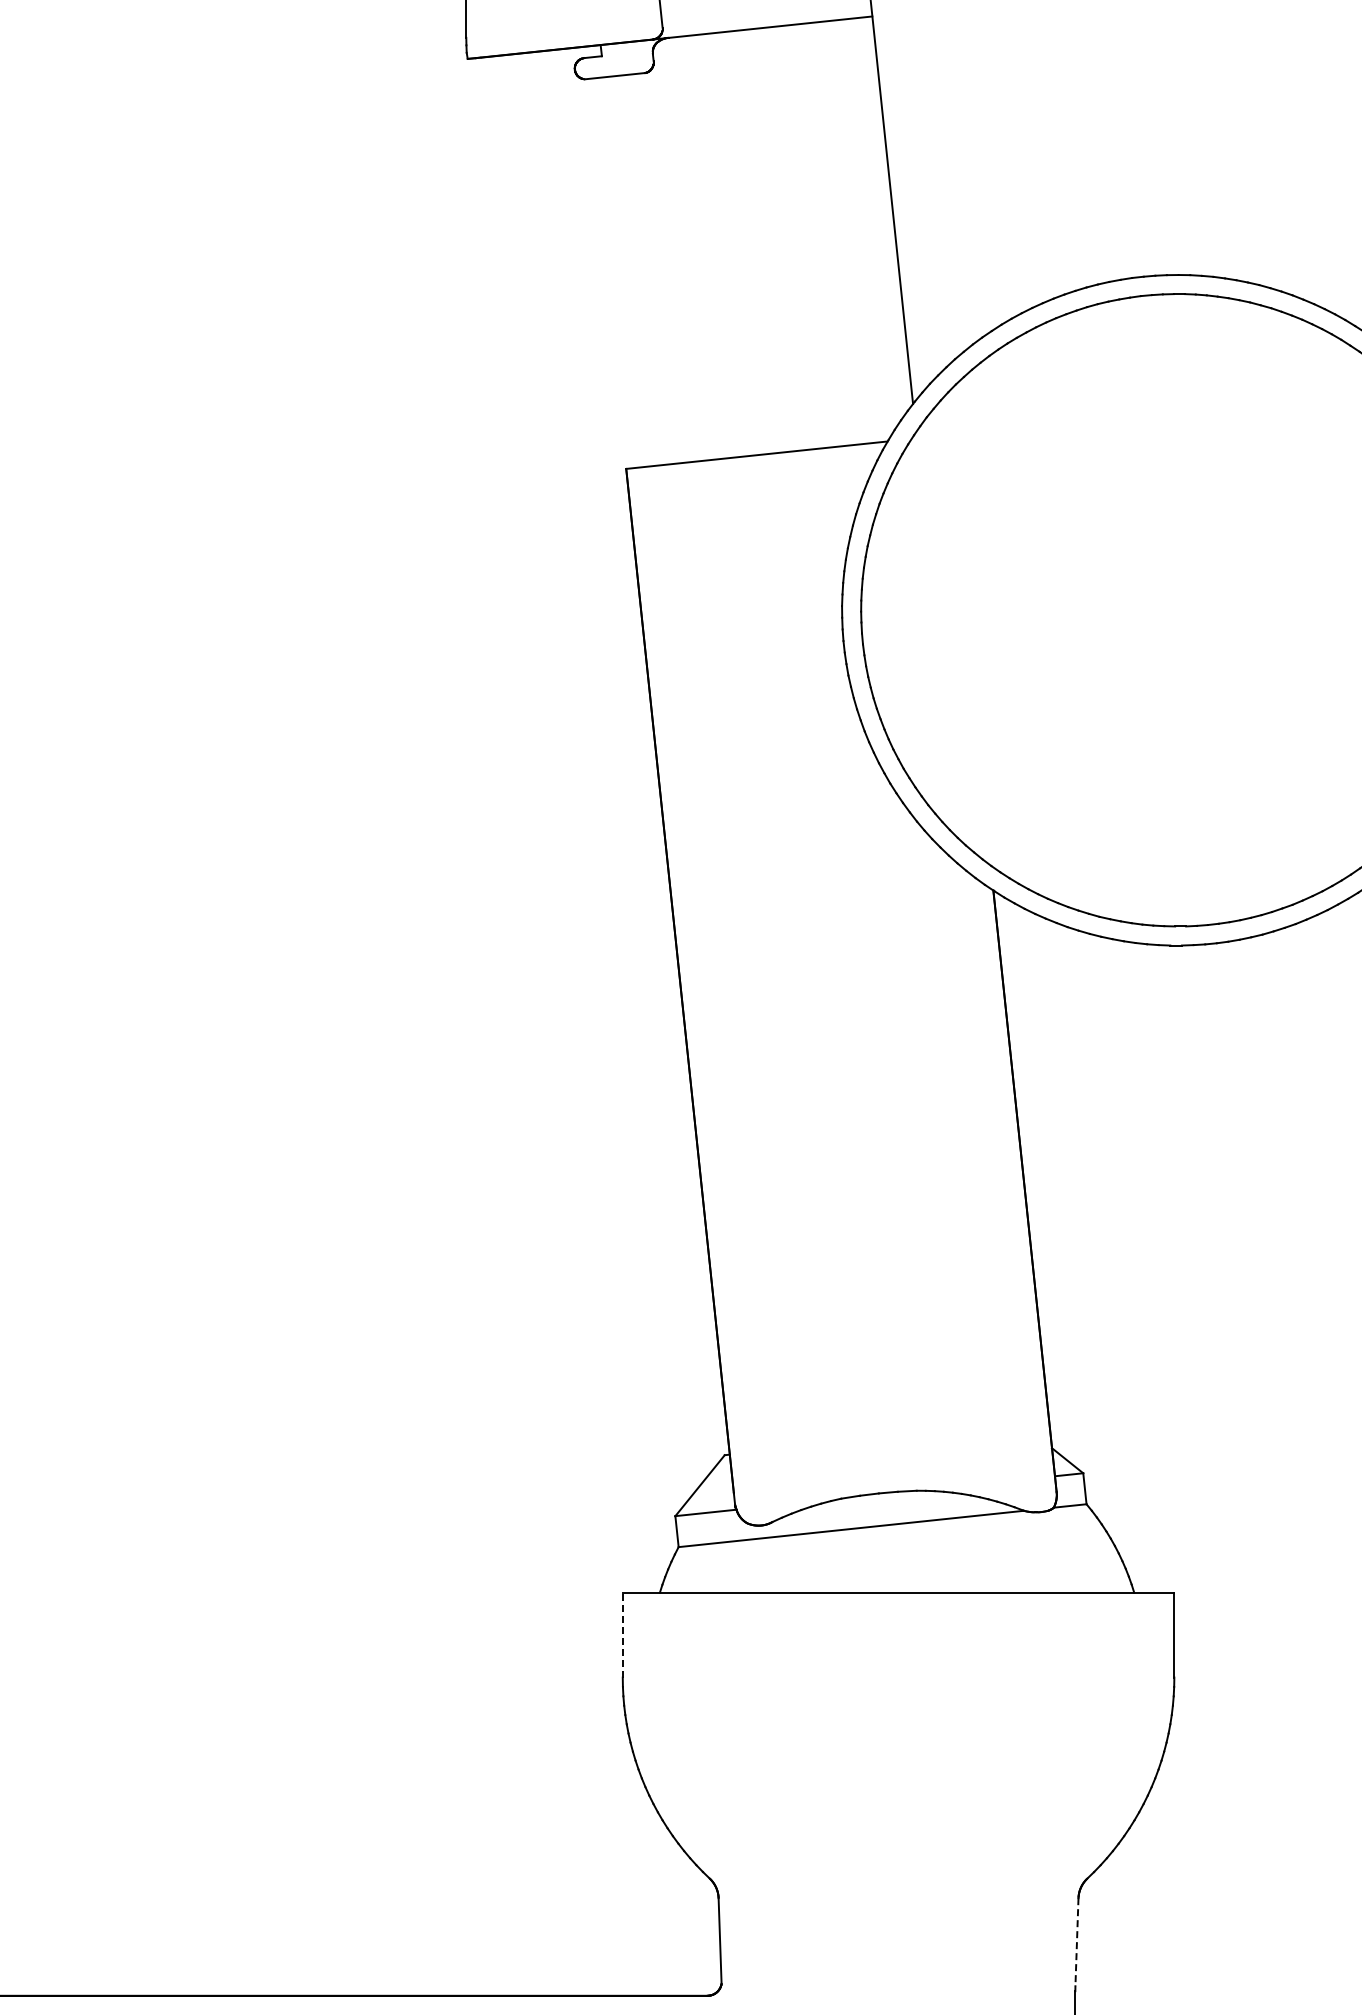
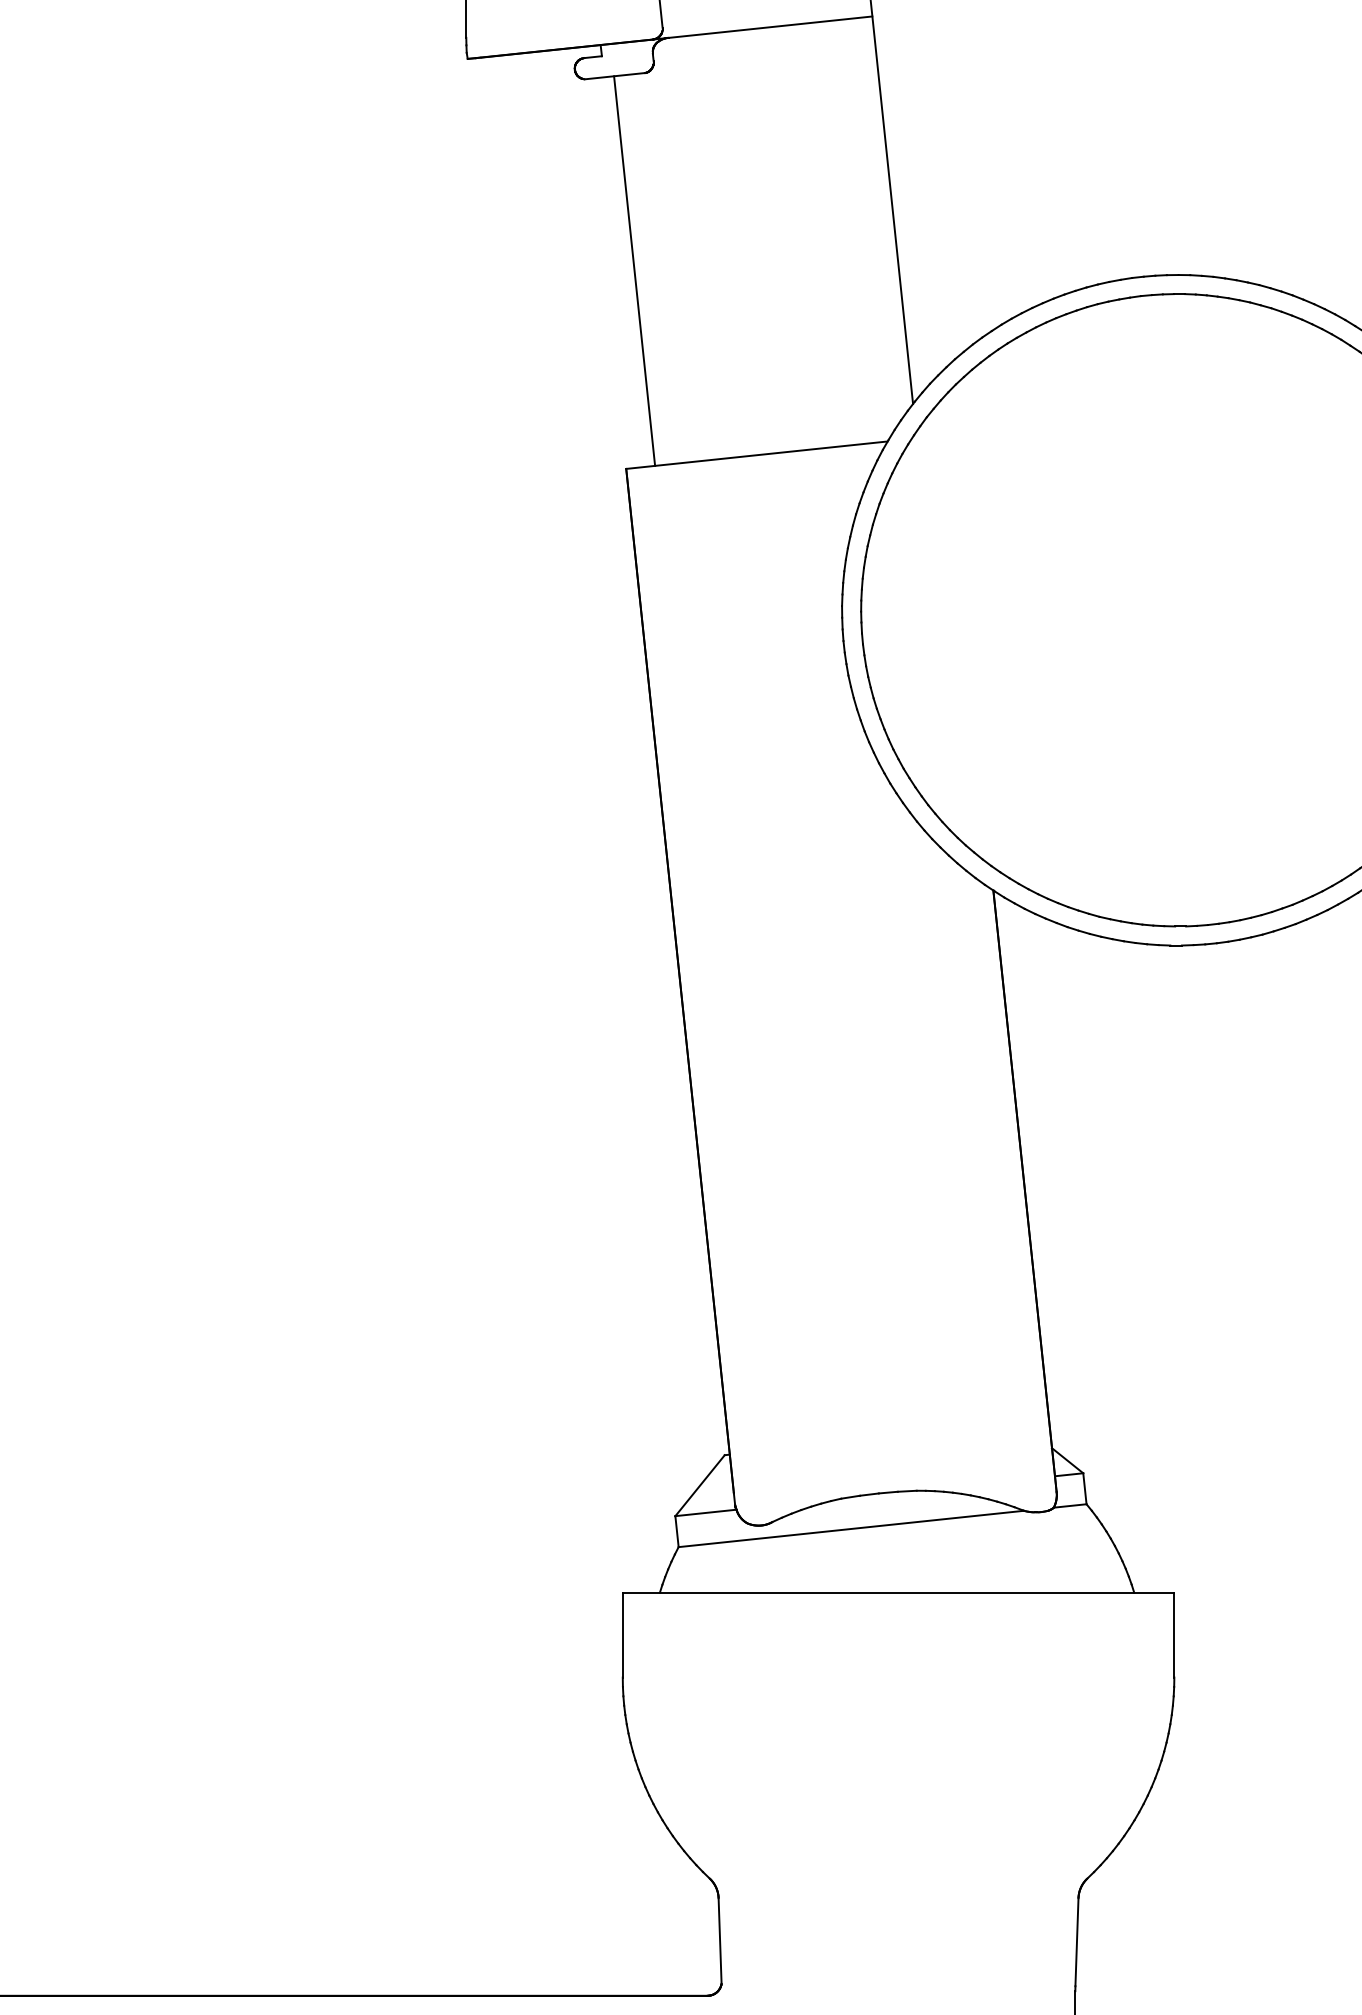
line: none -> present (634, 270)
line: dashed -> solid (622, 1634)
line: dashed -> solid (1076, 1942)
